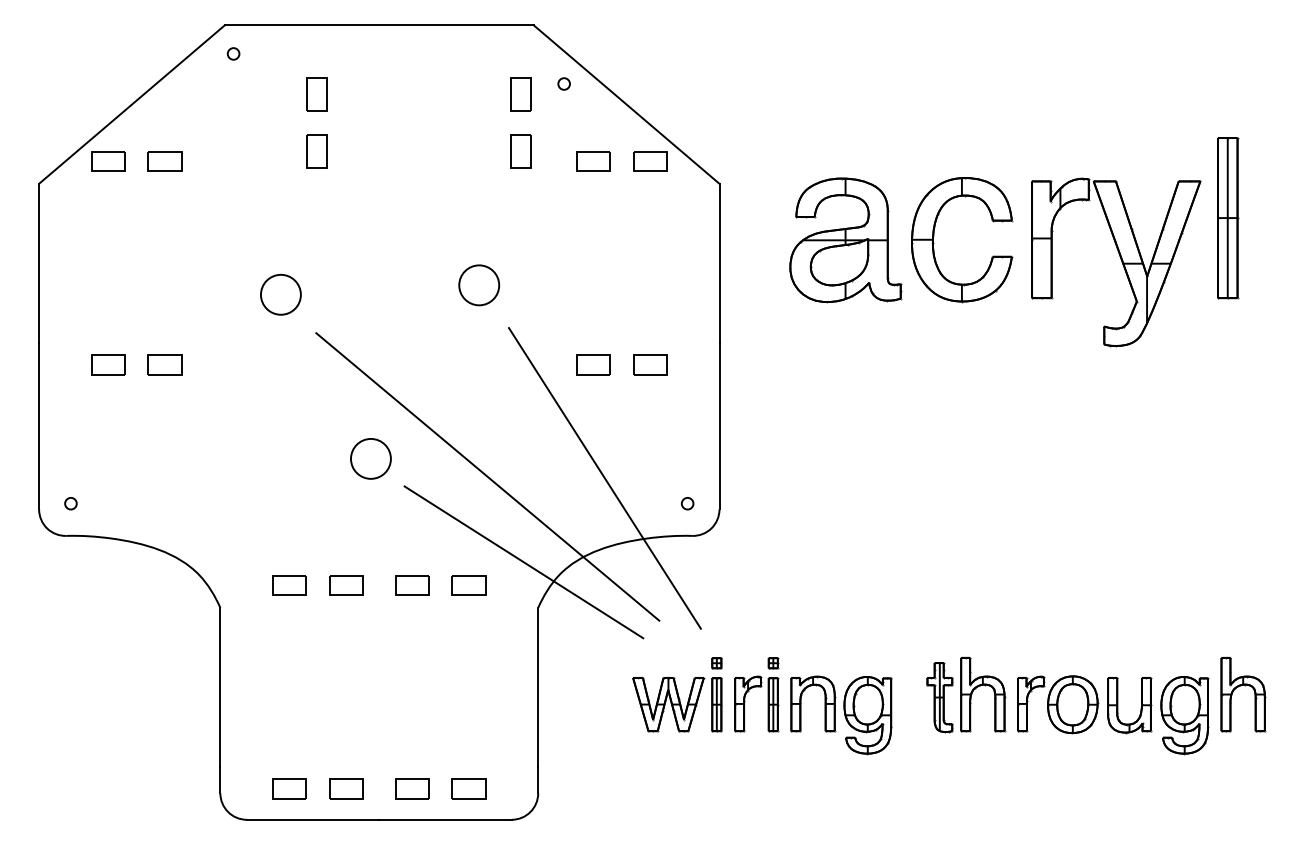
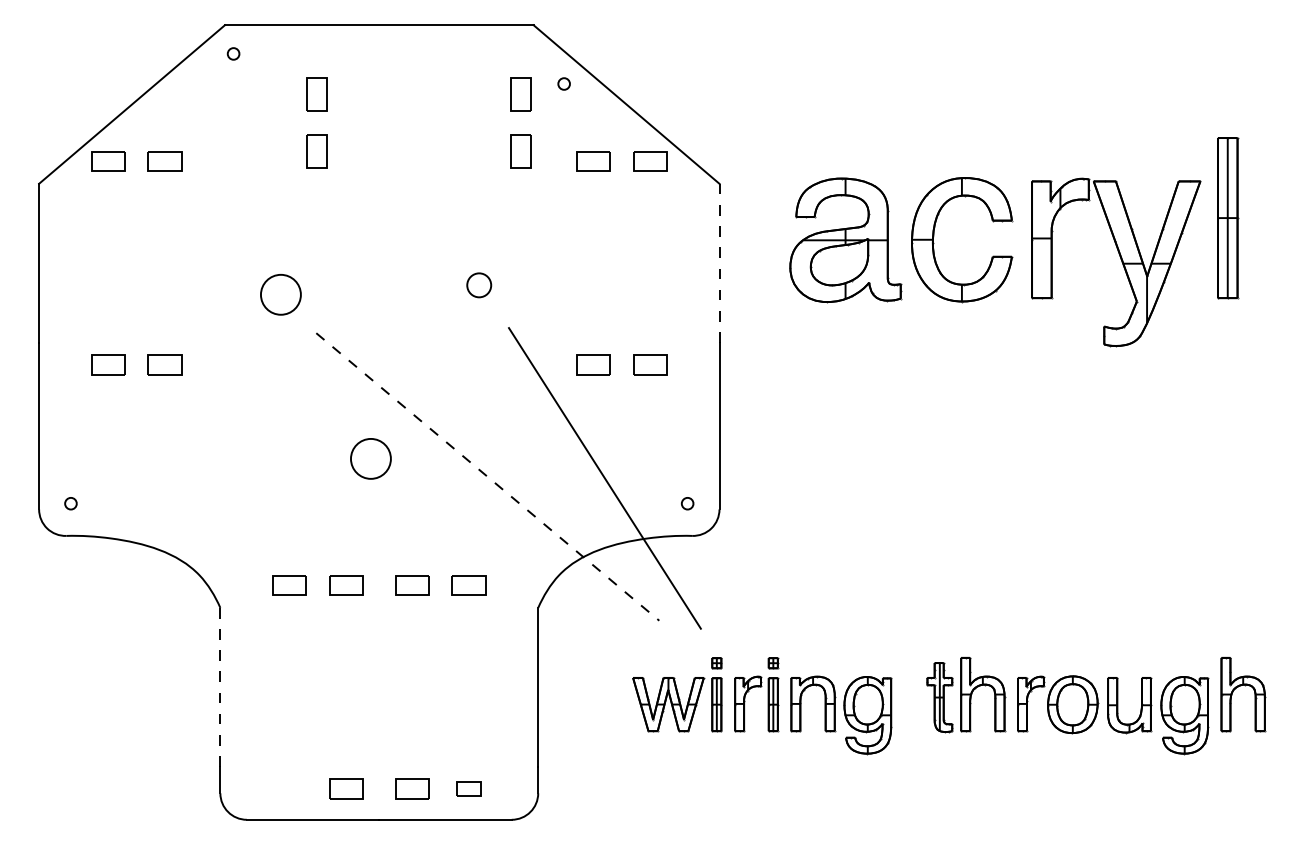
line: solid -> dashed (719, 262)
circle diameter: 40 px -> 24 px (479, 285)
line: solid -> dashed (487, 476)
line: present -> none (523, 562)
line: solid -> dashed (220, 687)
part: present -> none (289, 788)
part size: 36x22 px -> 26x16 px (468, 788)
